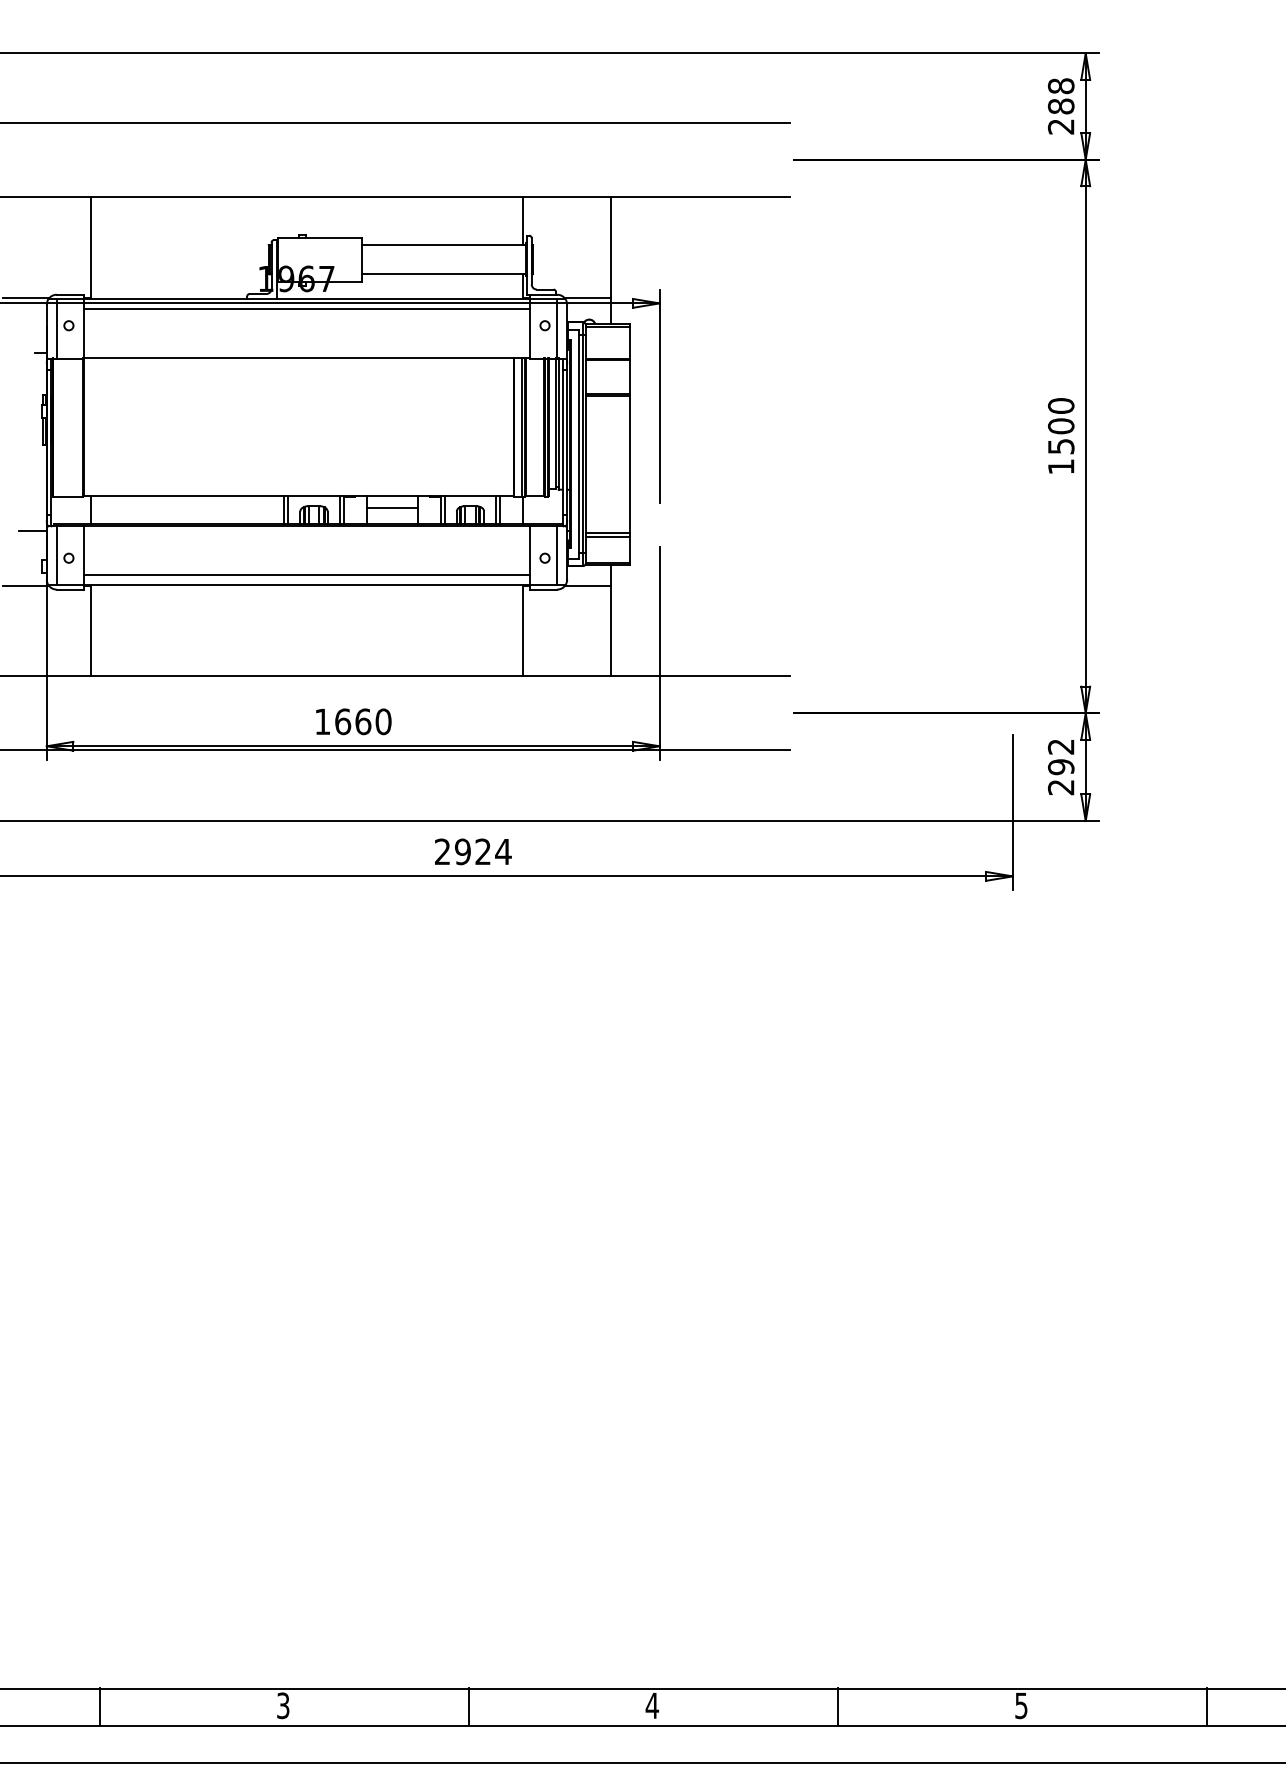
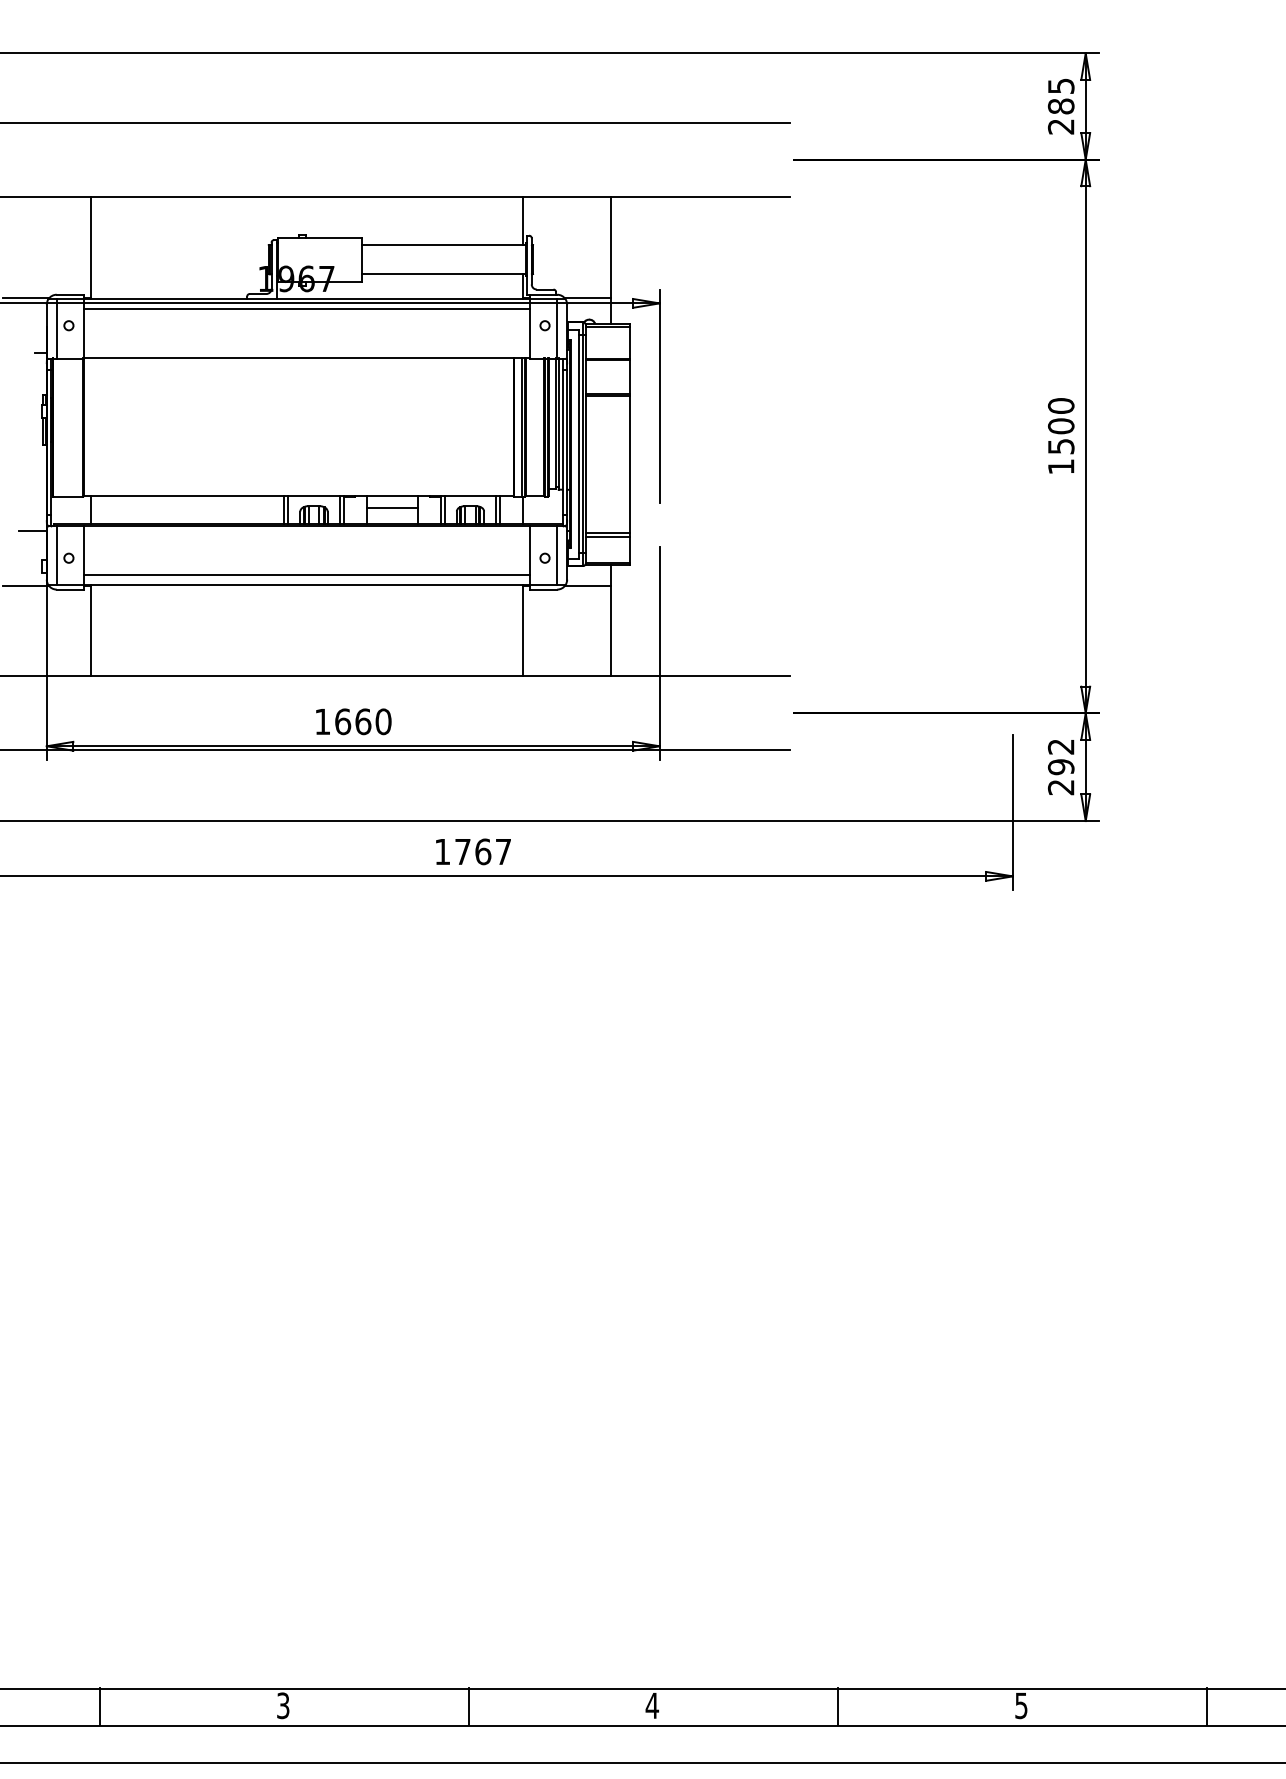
text: 288 -> 285 (1060, 86)
text: 2924 -> 1767 (473, 851)
